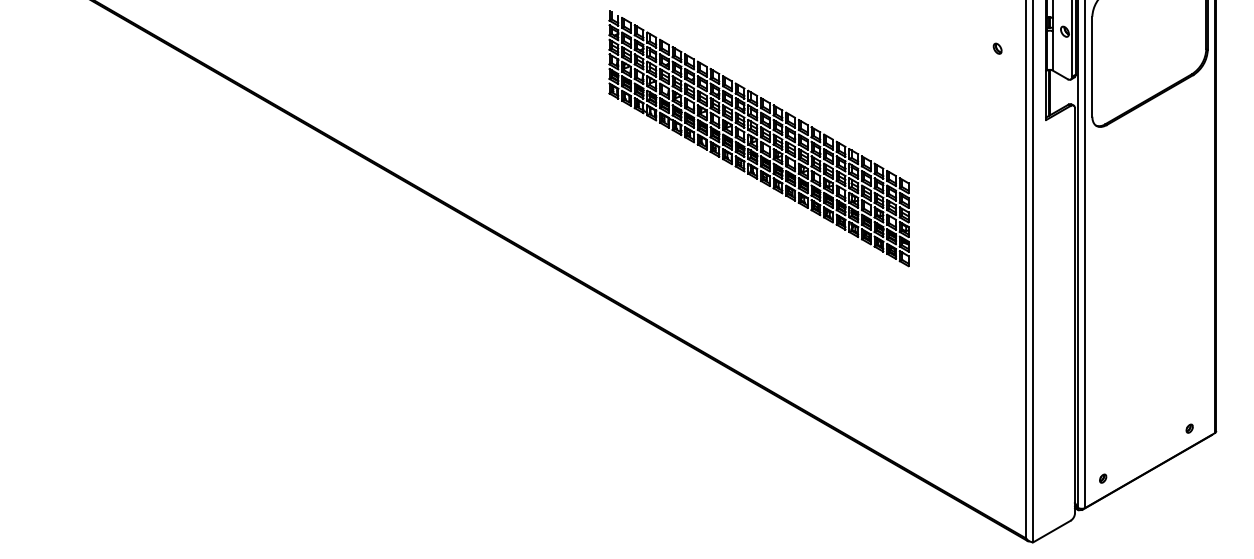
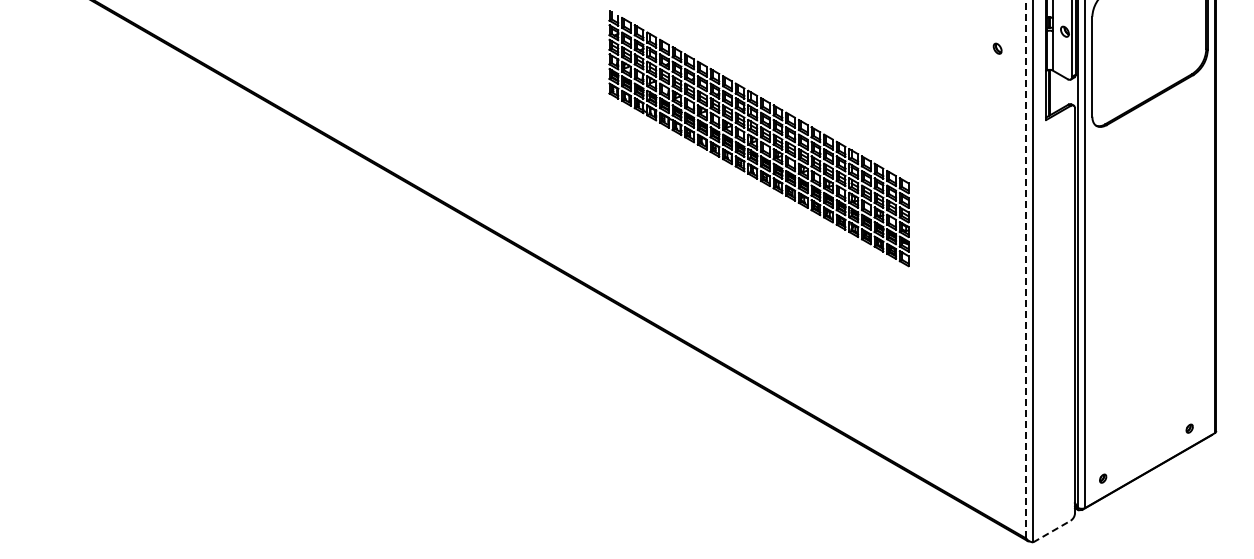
line: solid -> dashed (1026, 269)
line: solid -> dashed (1051, 531)
